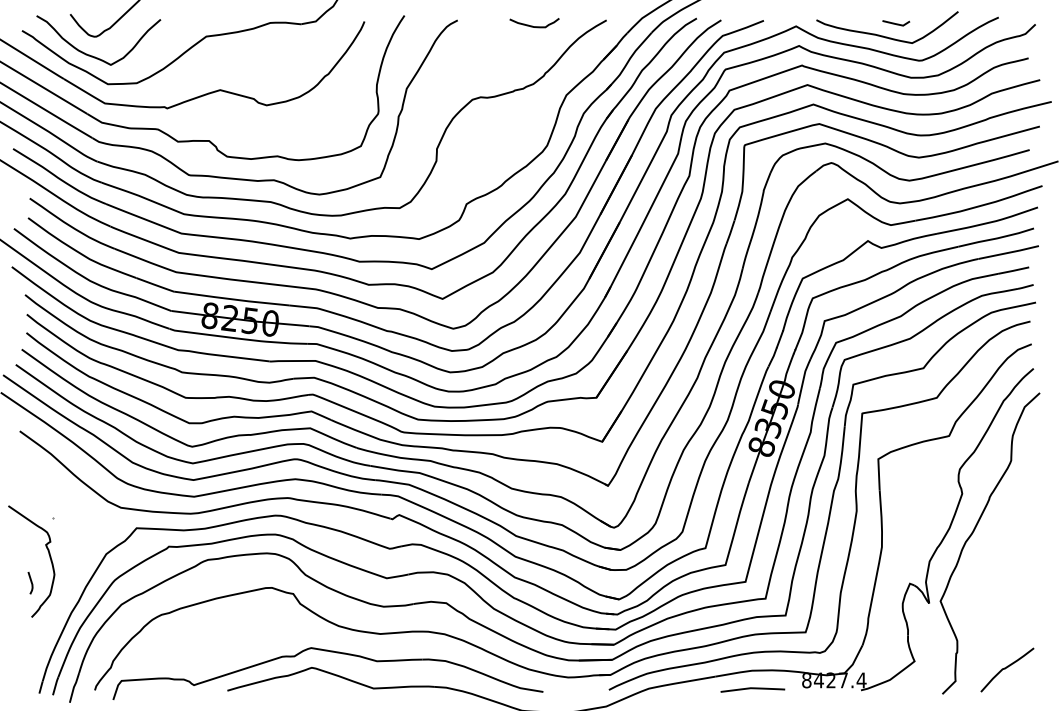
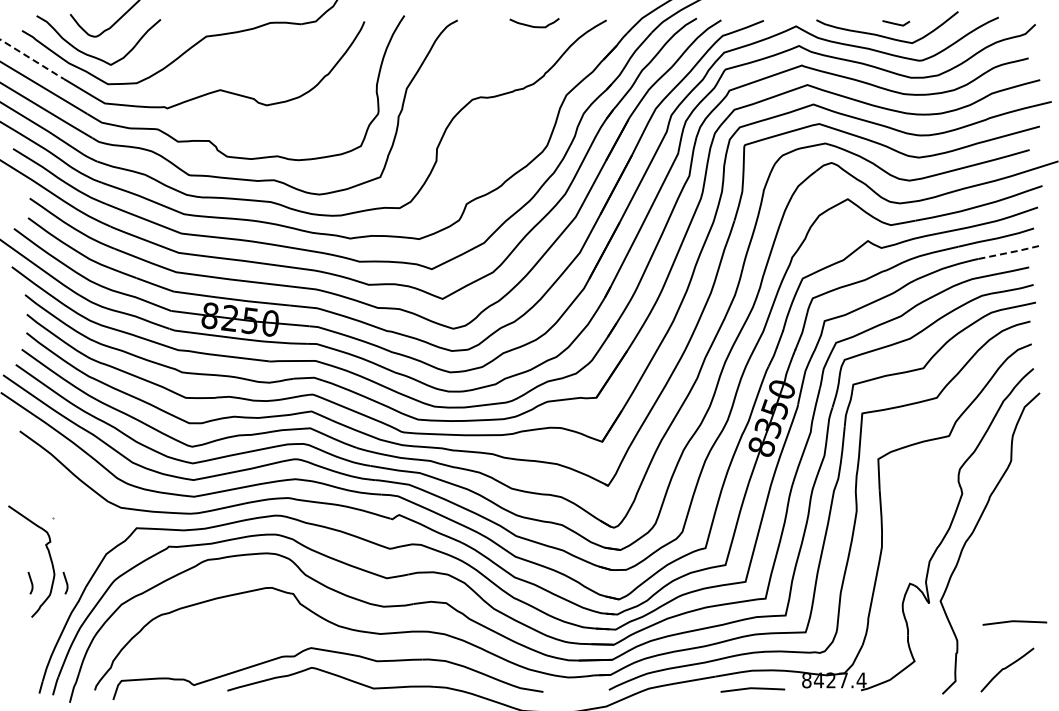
line: solid -> dashed (33, 60)
line: solid -> dashed (1009, 252)
line: none -> present (65, 582)
curve: none -> present (1014, 622)
